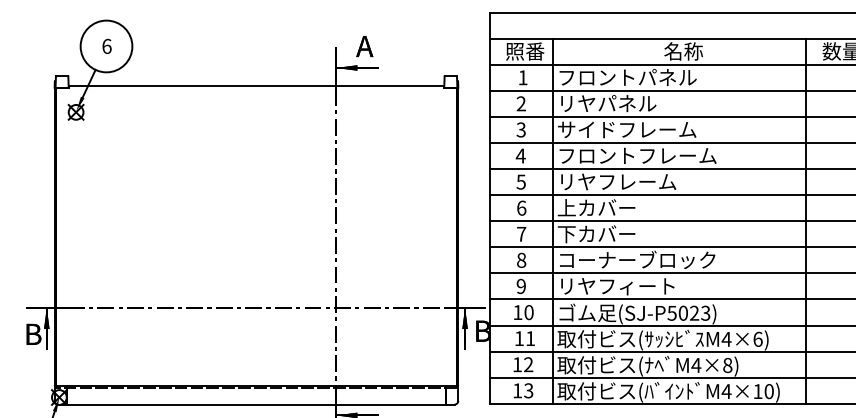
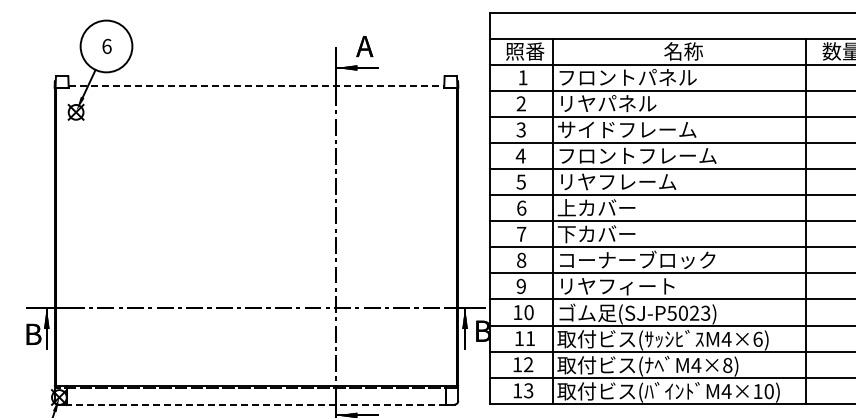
line: solid -> dashed (256, 86)
line: solid -> dashed (255, 404)
